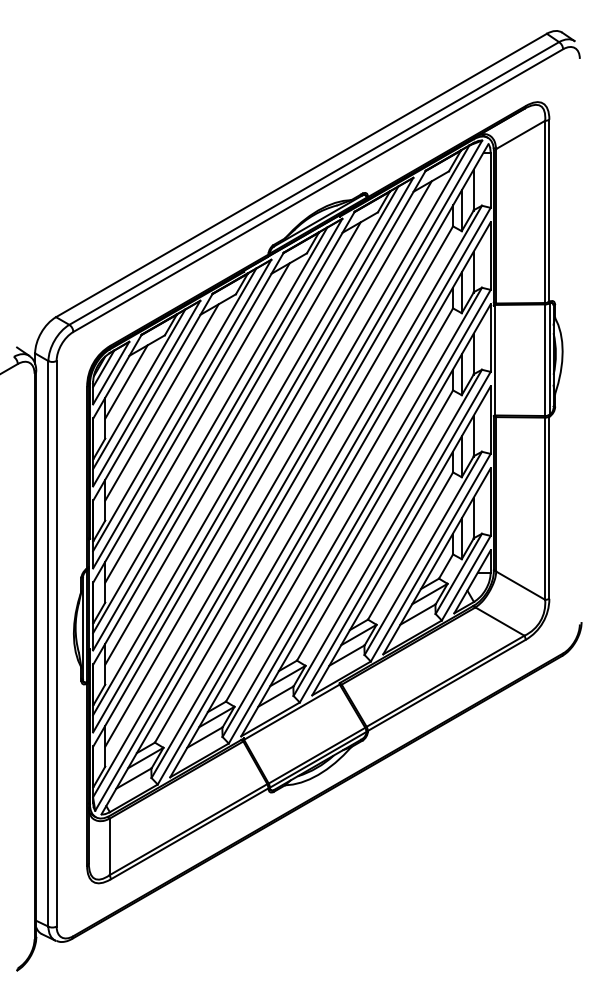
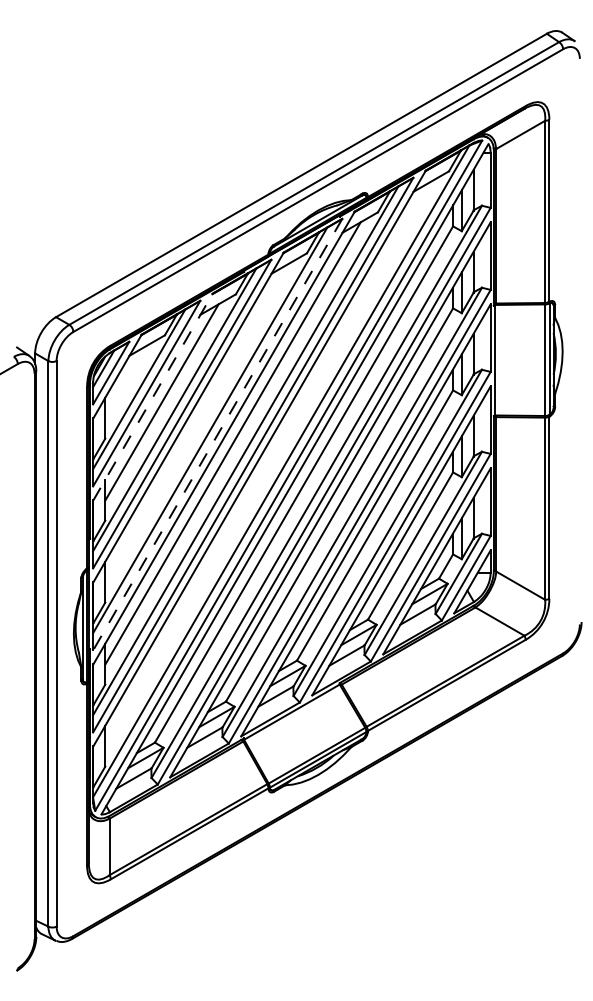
line: present -> none (126, 381)
line: solid -> dashed (152, 397)
line: present -> none (197, 422)
line: solid -> dashed (217, 435)
line: present -> none (268, 463)
